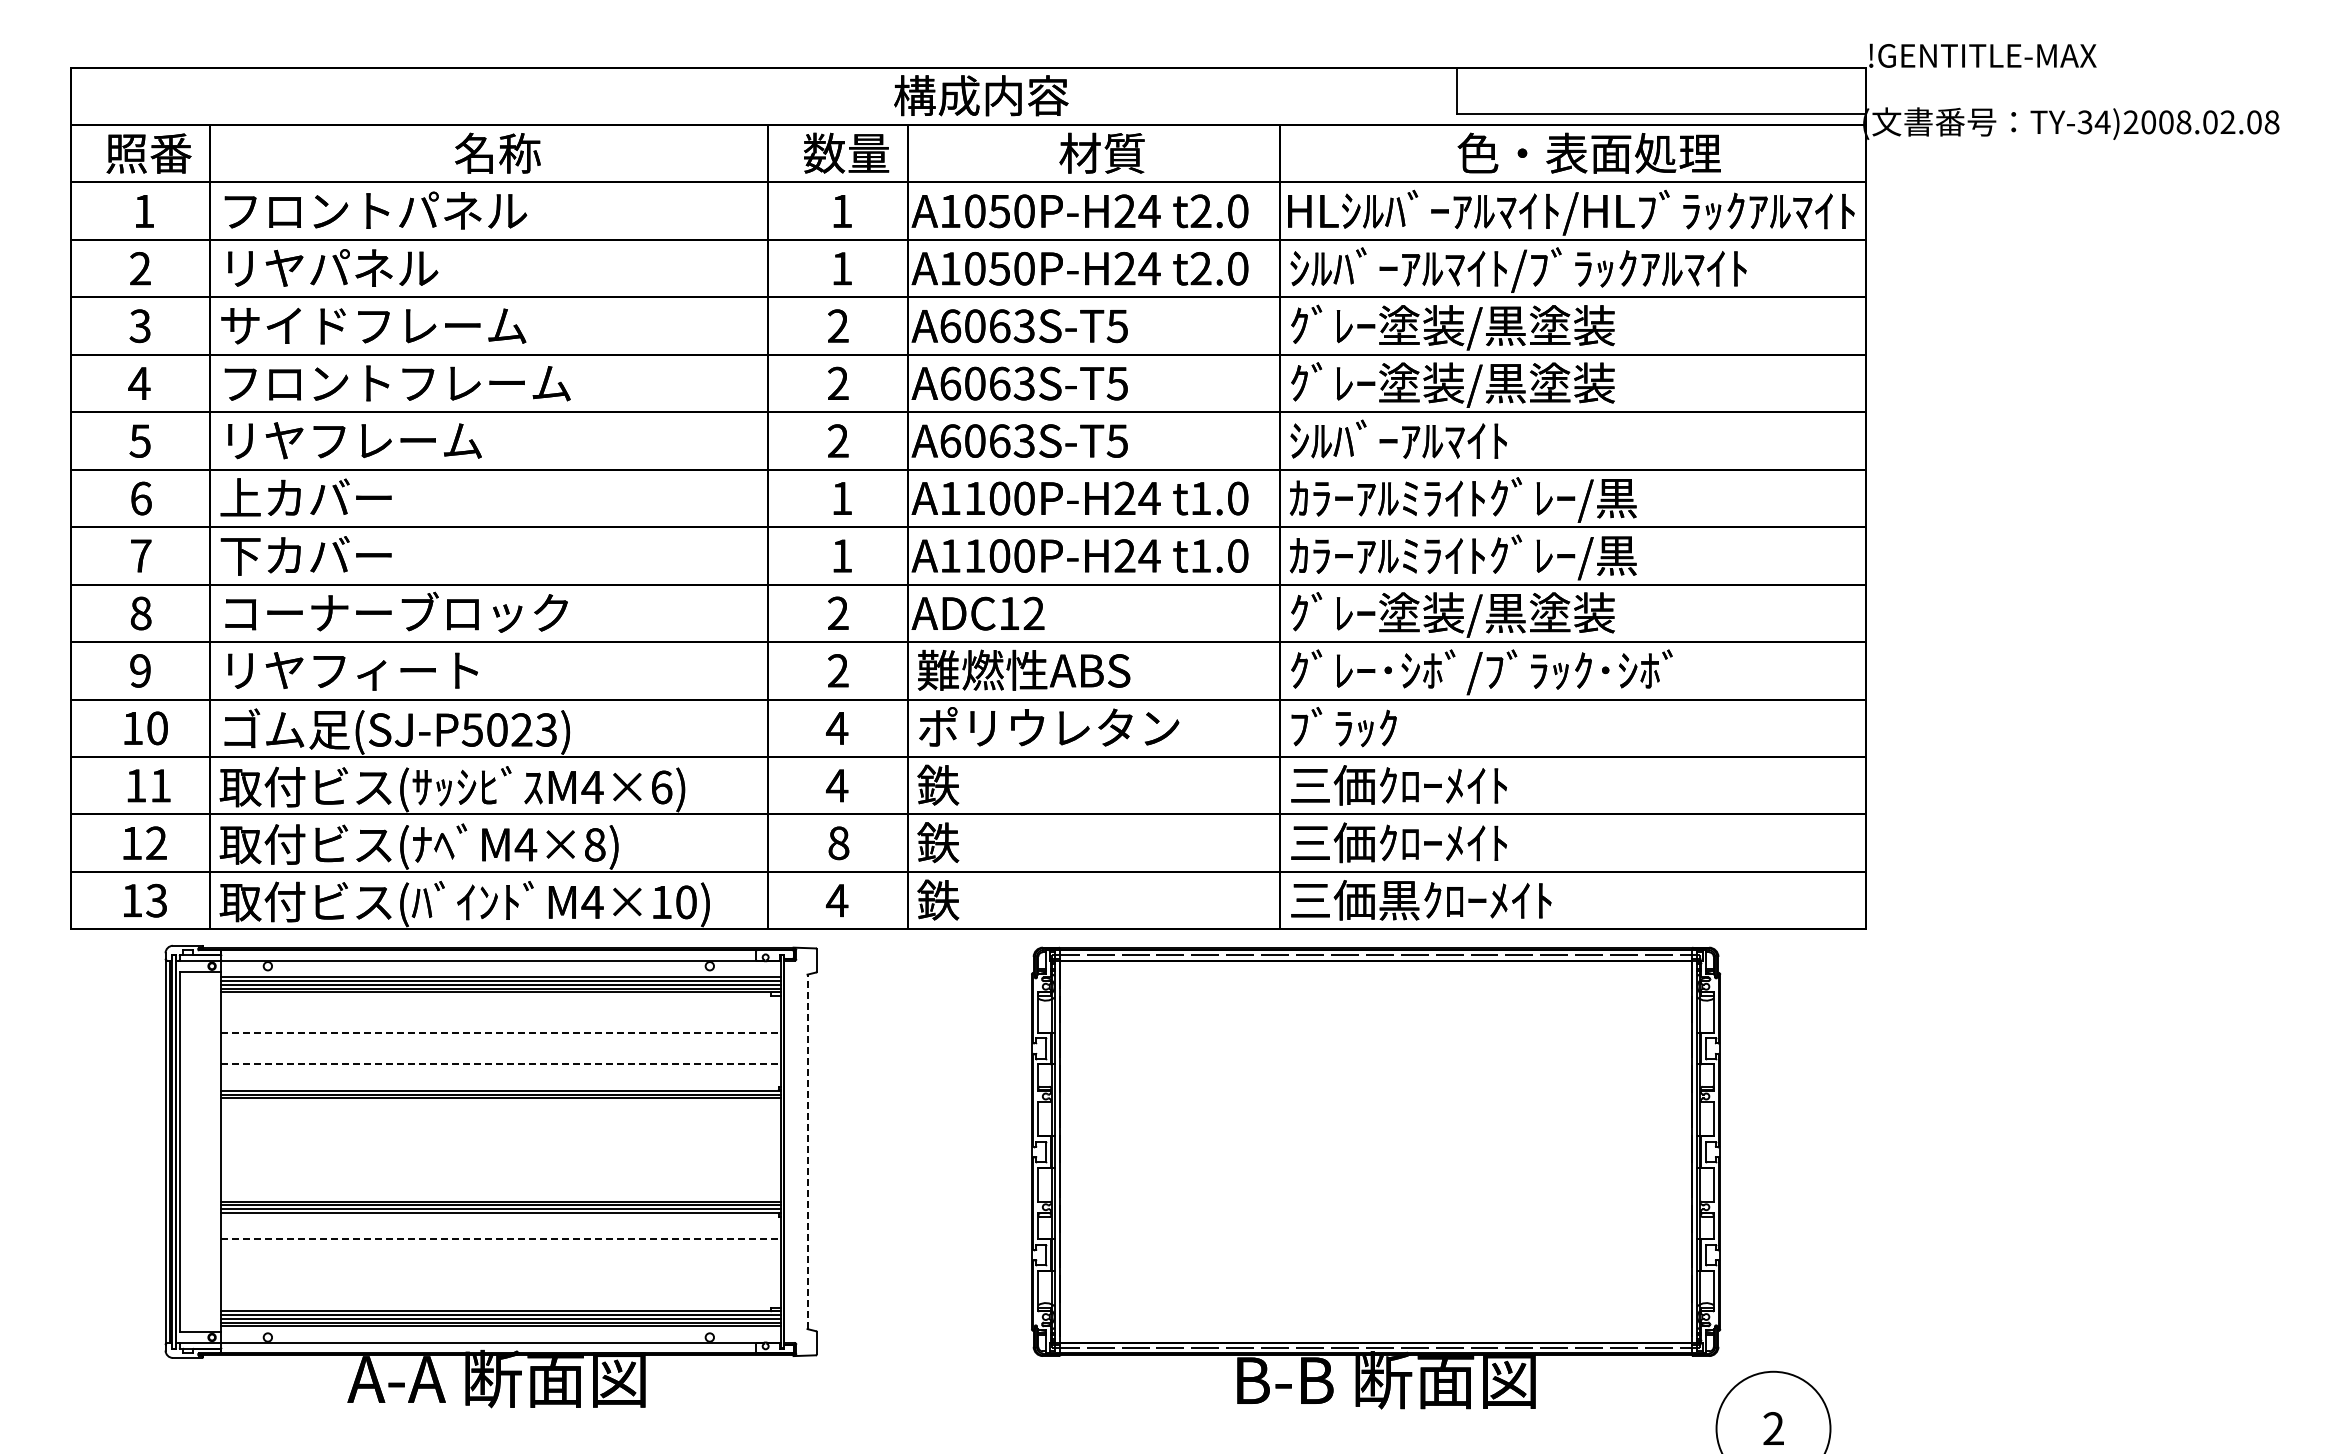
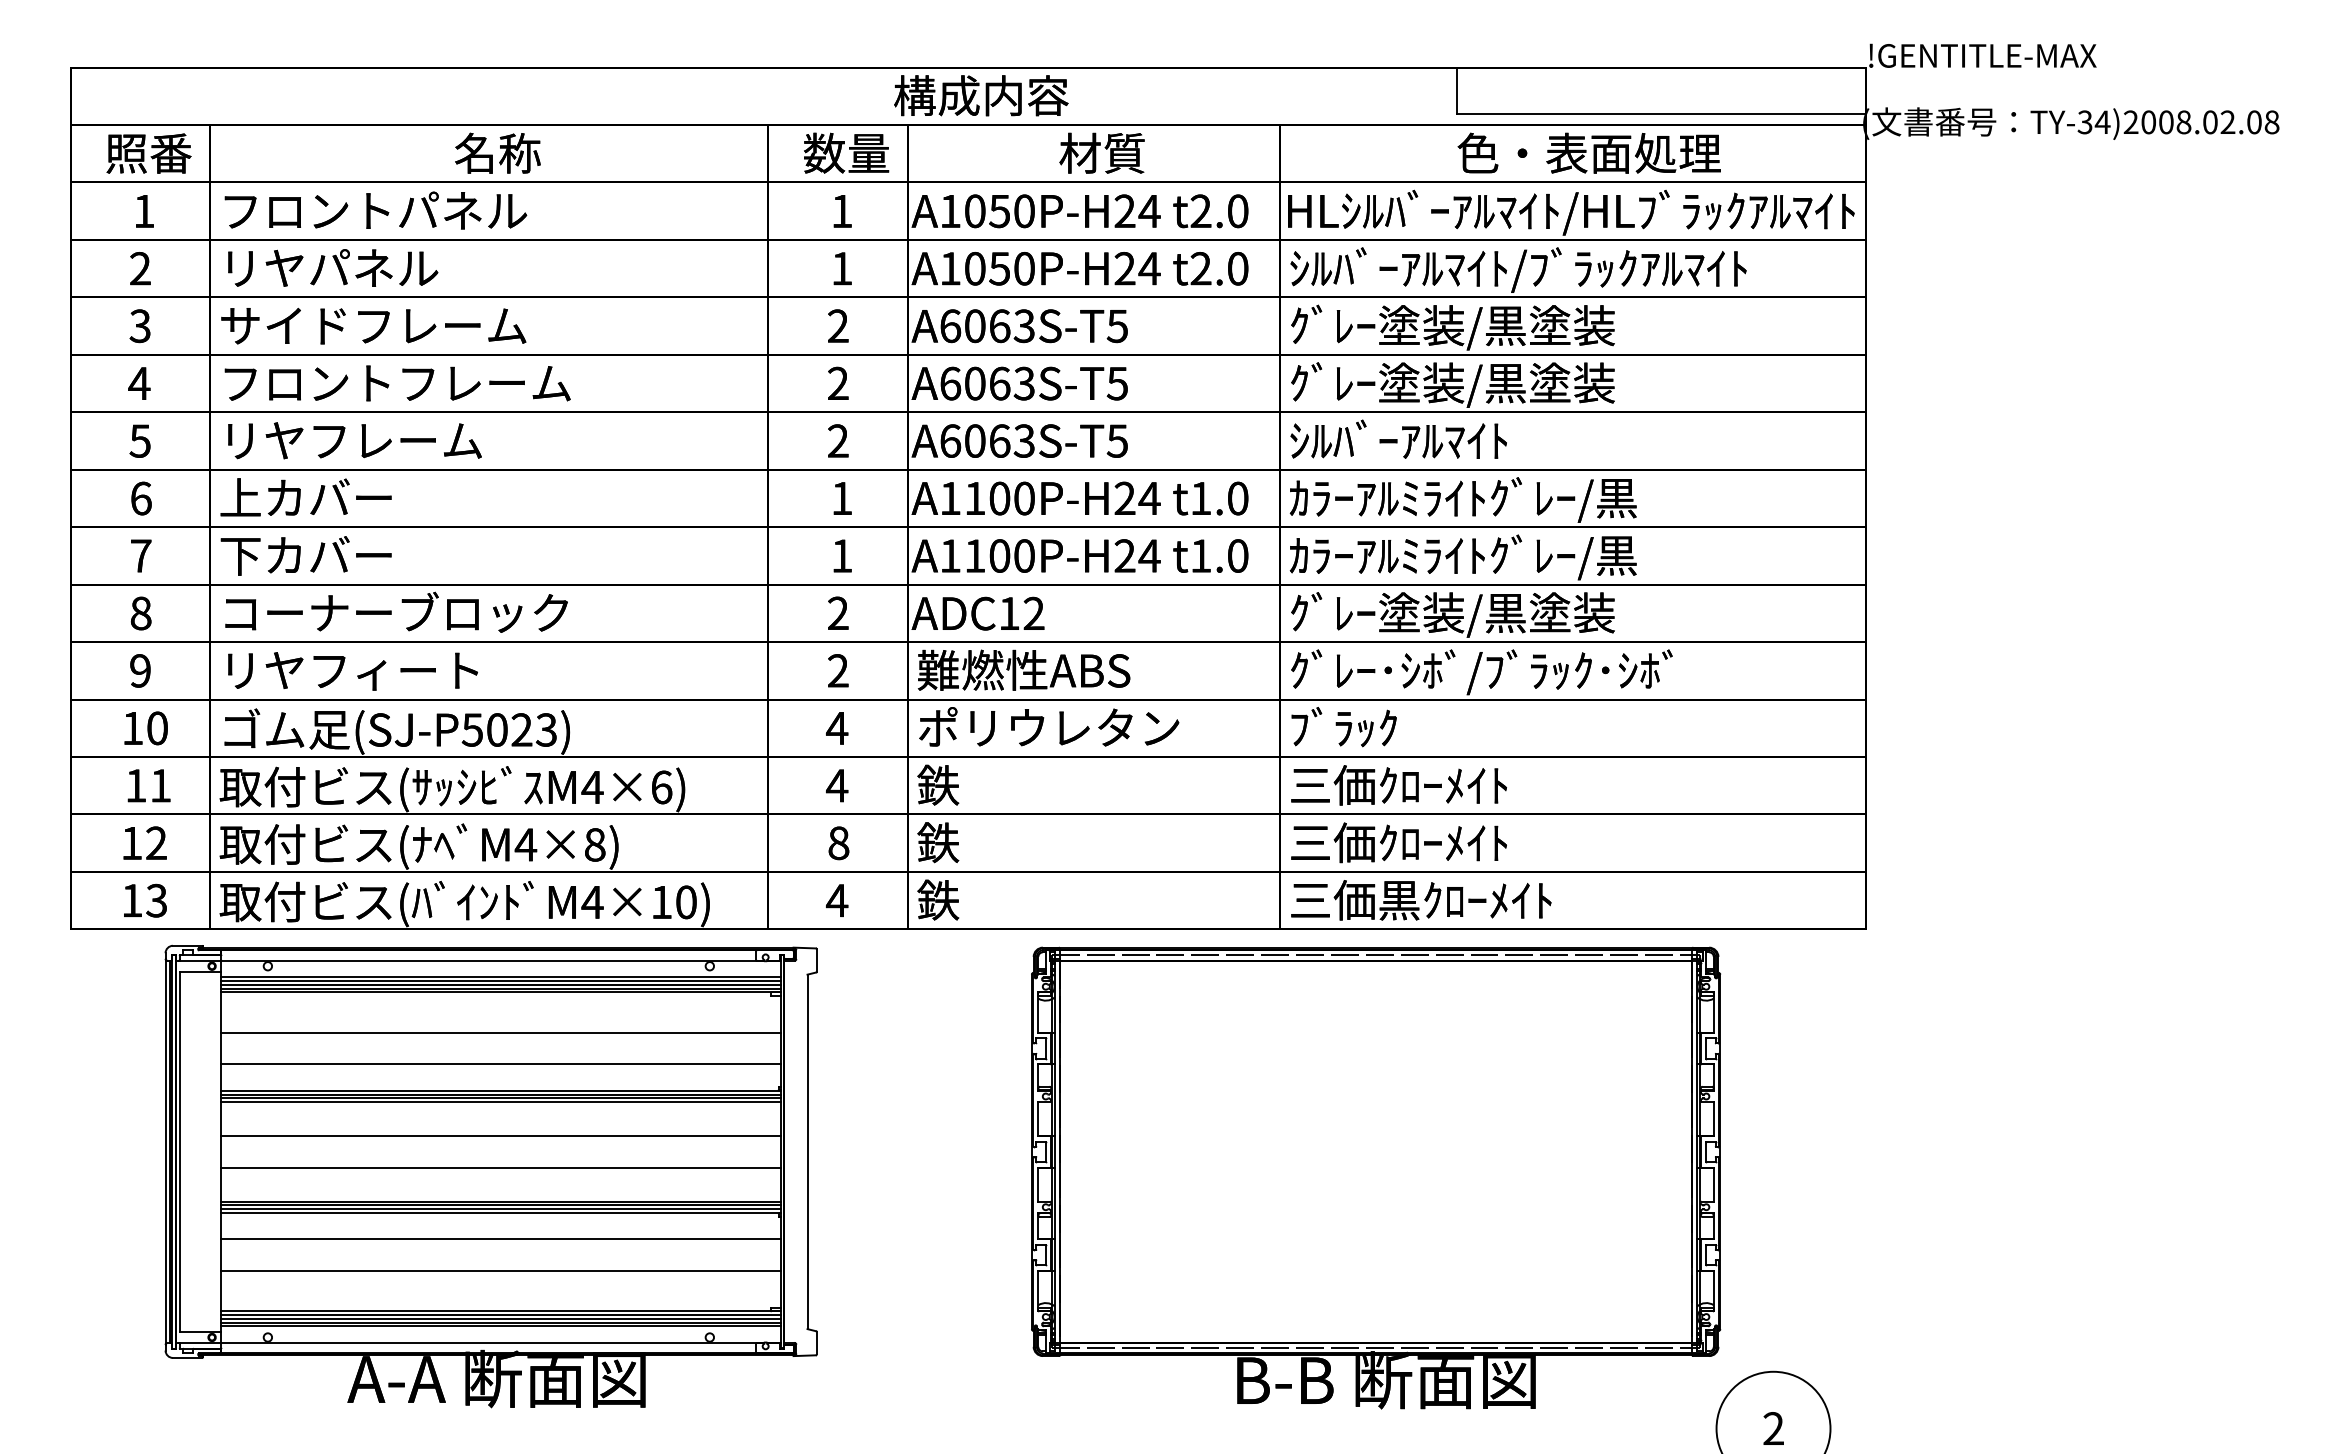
line: dashed -> solid (500, 1032)
line: dashed -> solid (500, 1064)
line: none -> present (500, 1102)
line: none -> present (500, 1136)
line: dashed -> solid (807, 1151)
line: none -> present (500, 1167)
line: dashed -> solid (500, 1239)
line: none -> present (500, 1270)
